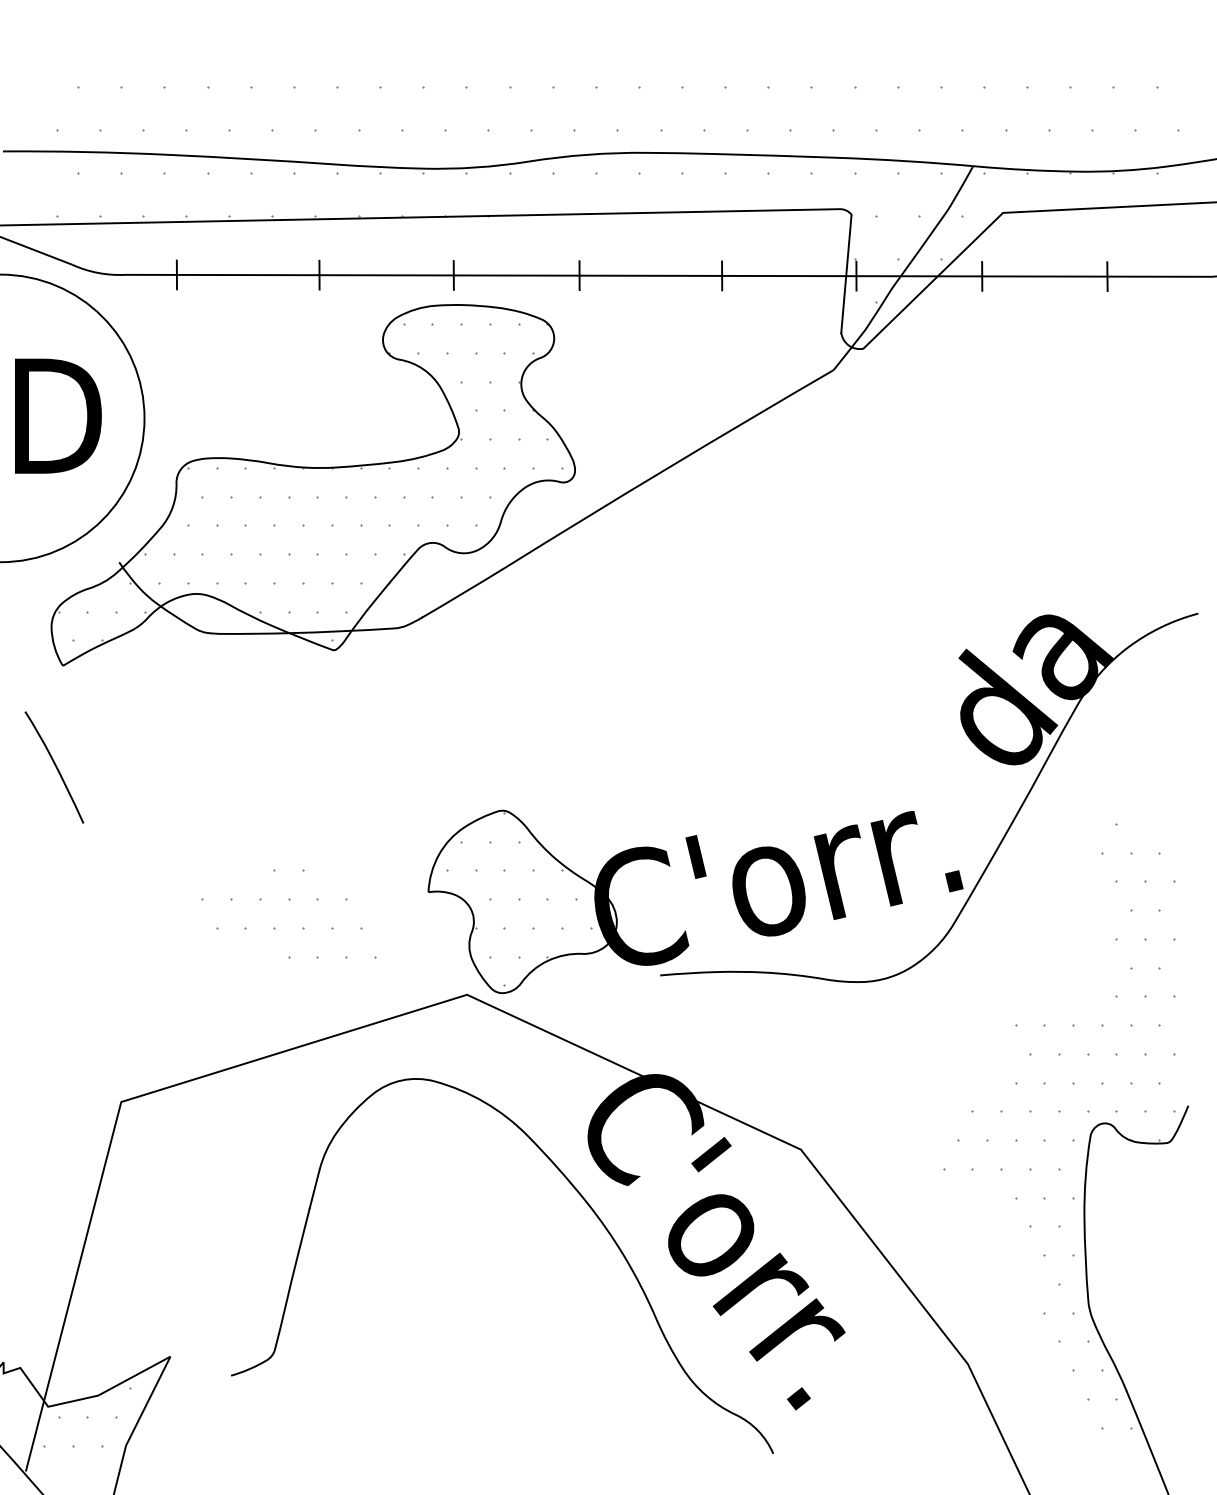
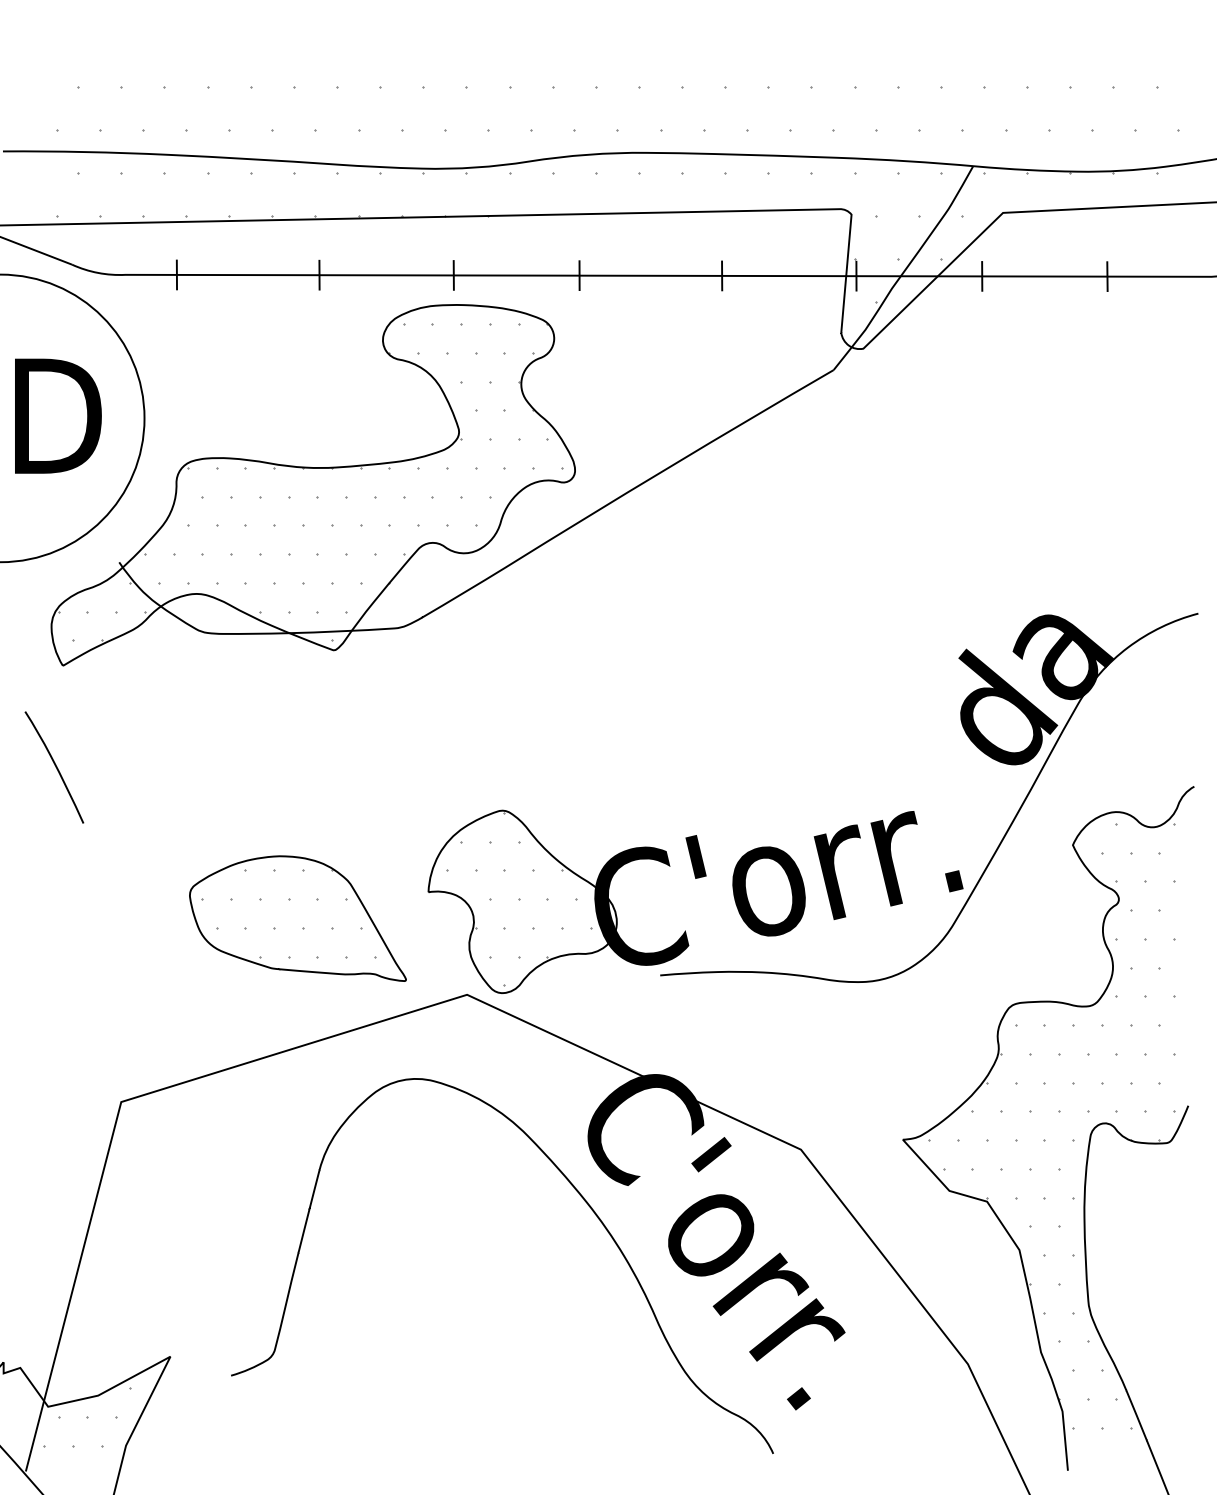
part: none -> present (297, 918)
part: none -> present (988, 1083)
